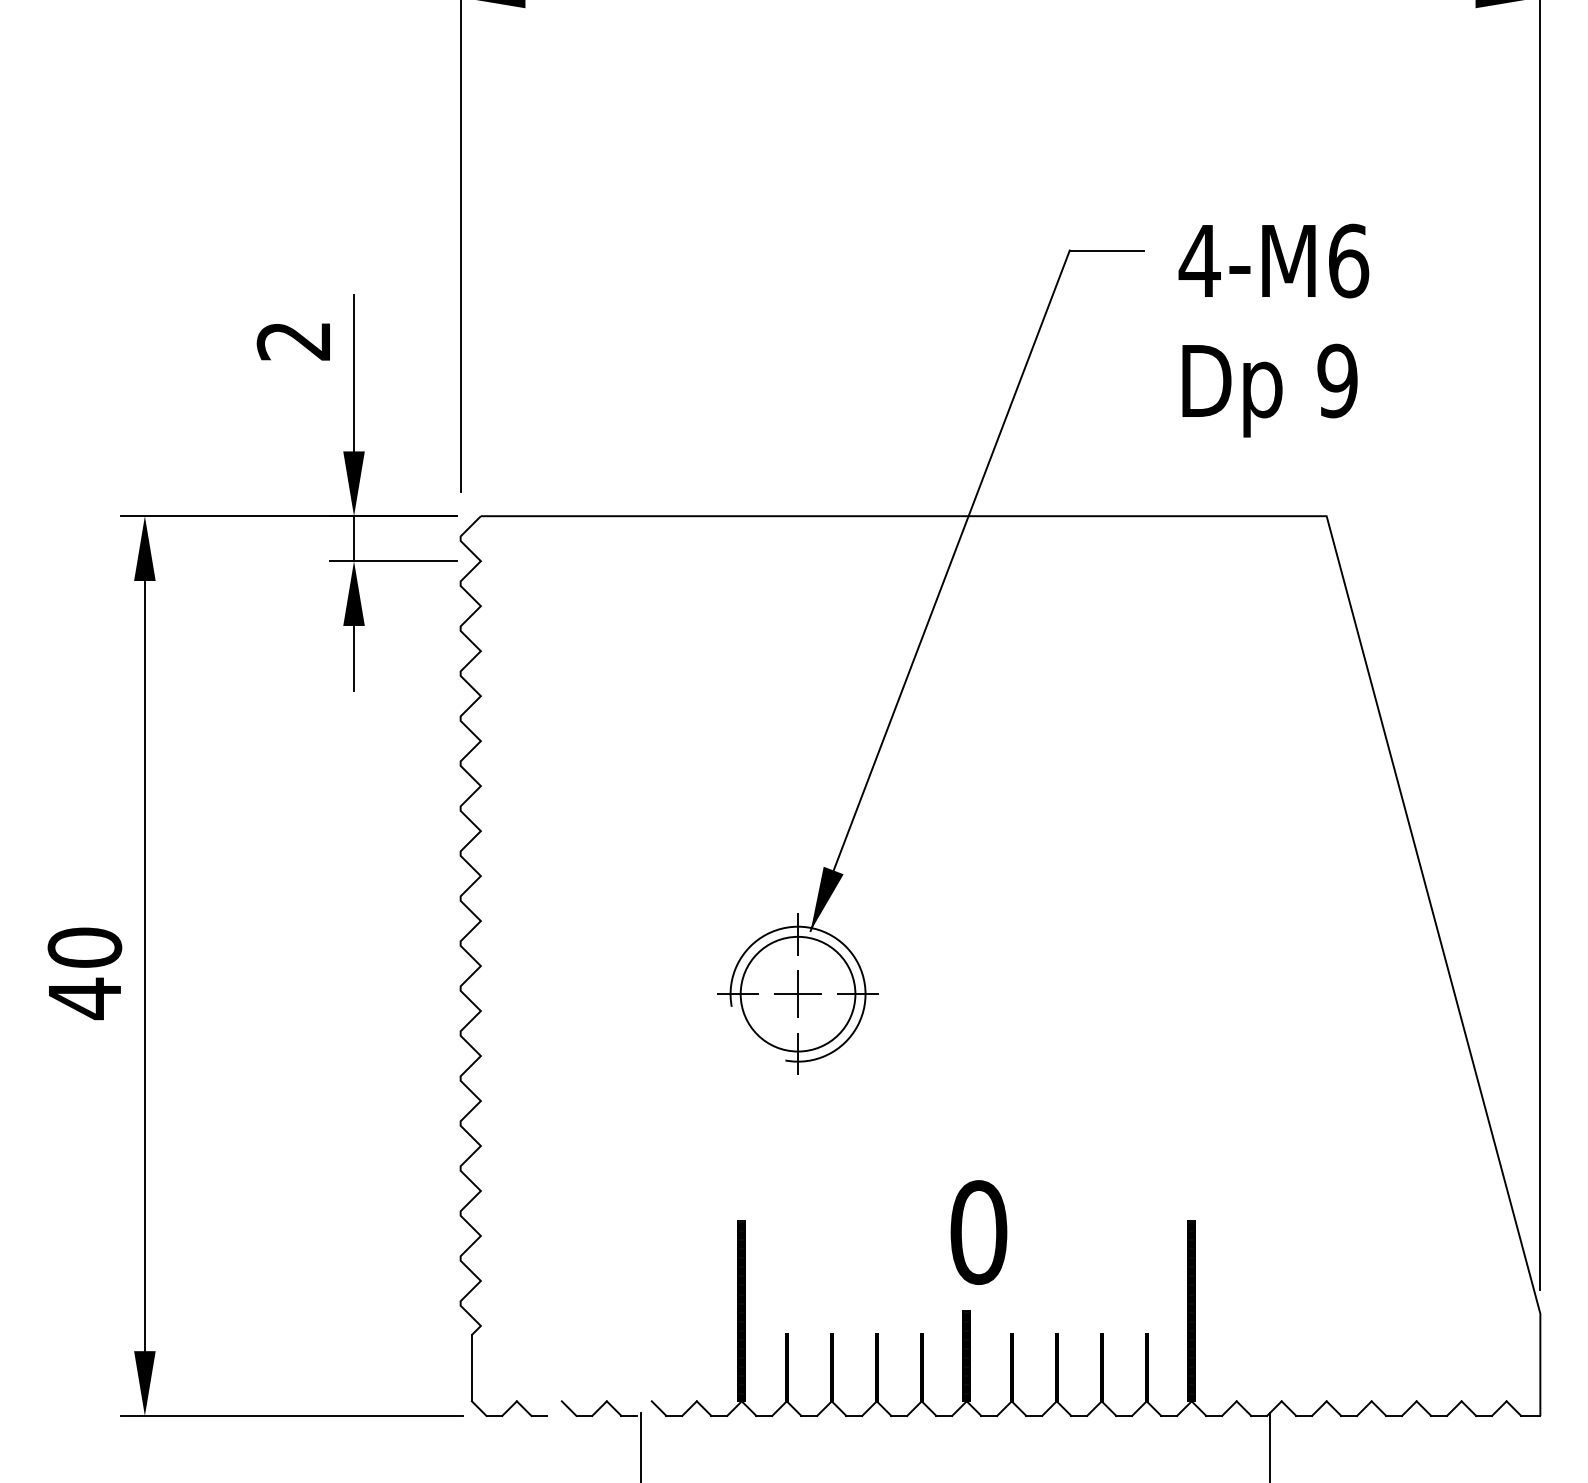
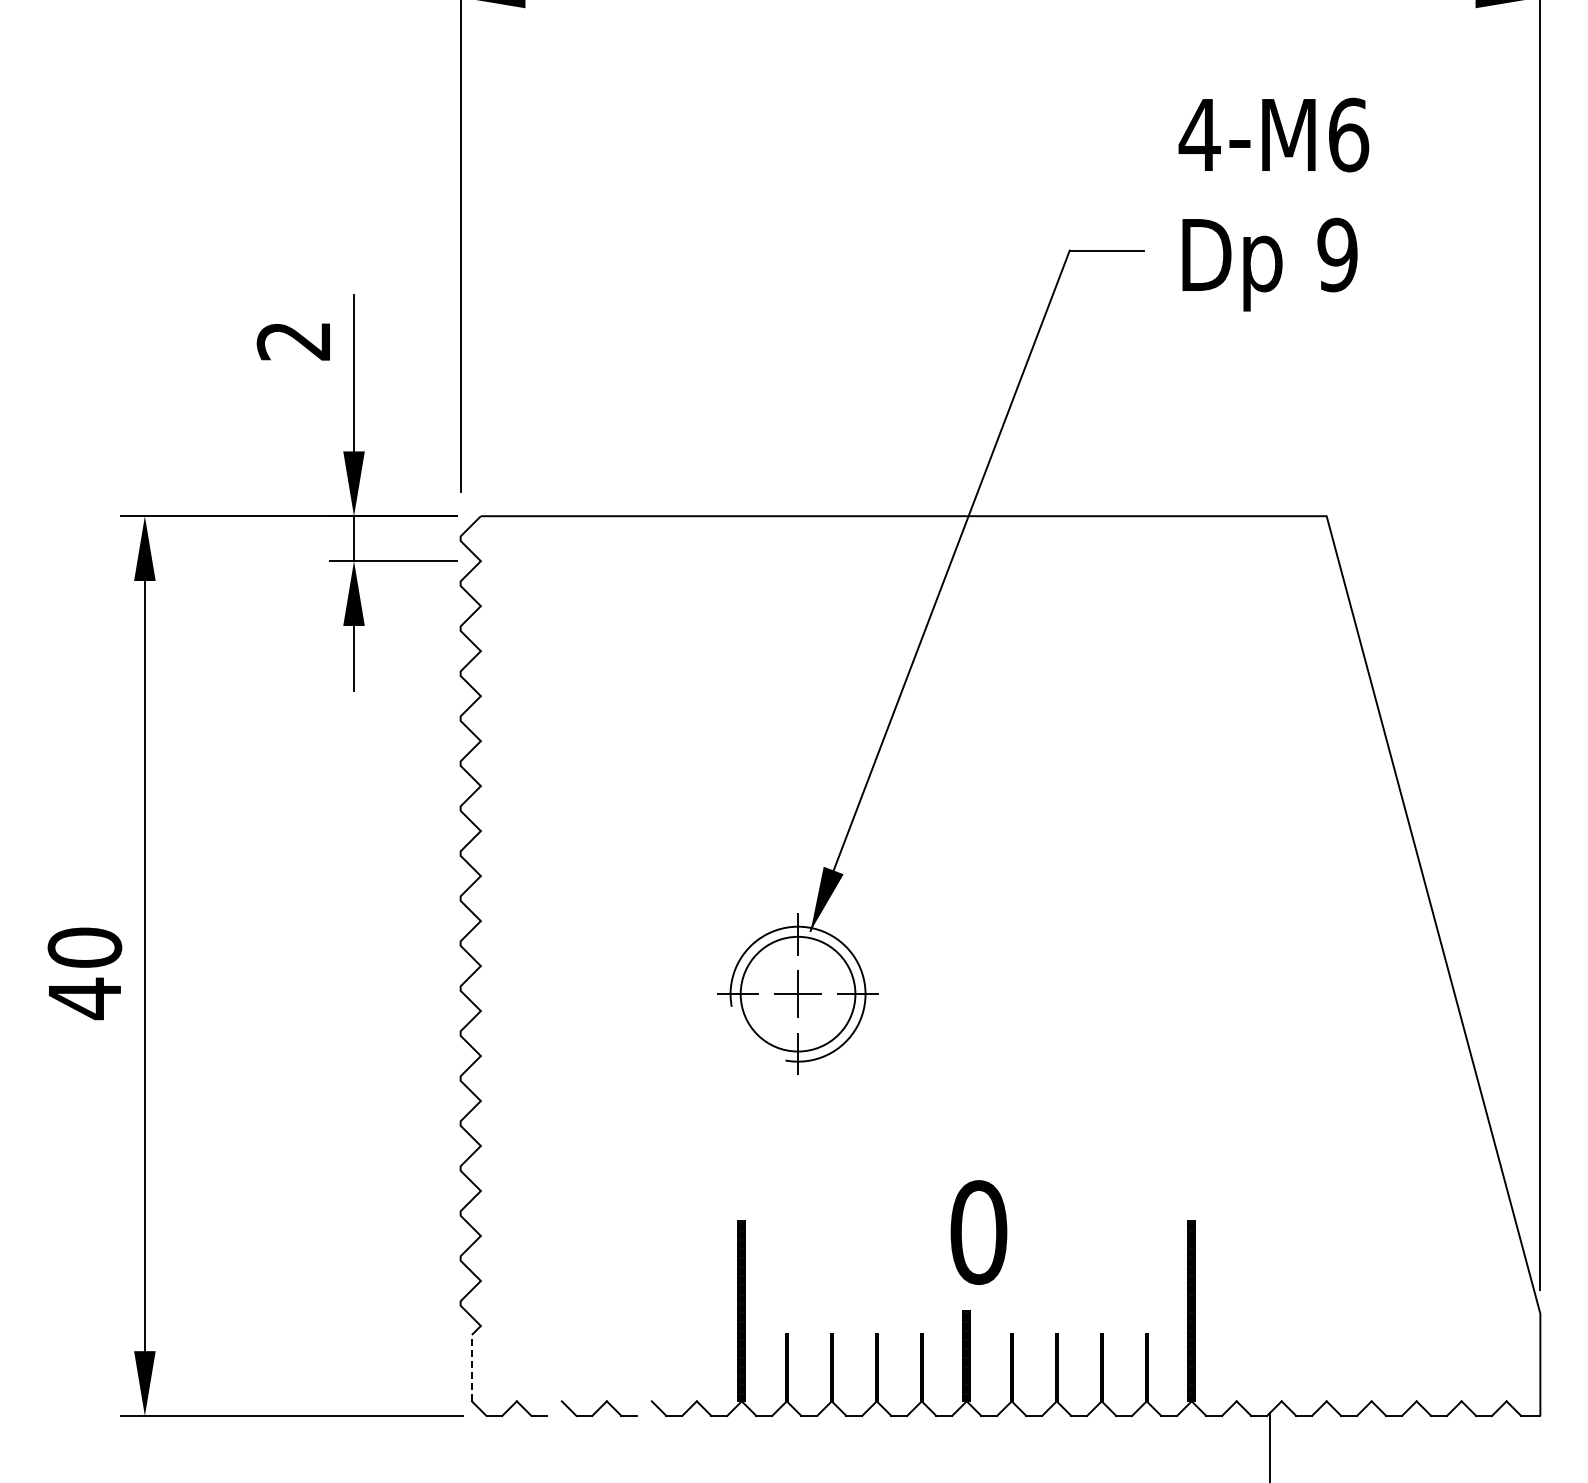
text position: (1273, 330) -> (1273, 204) (1273, 204)
line: solid -> dashed (471, 1367)
line: present -> none (640, 1445)
